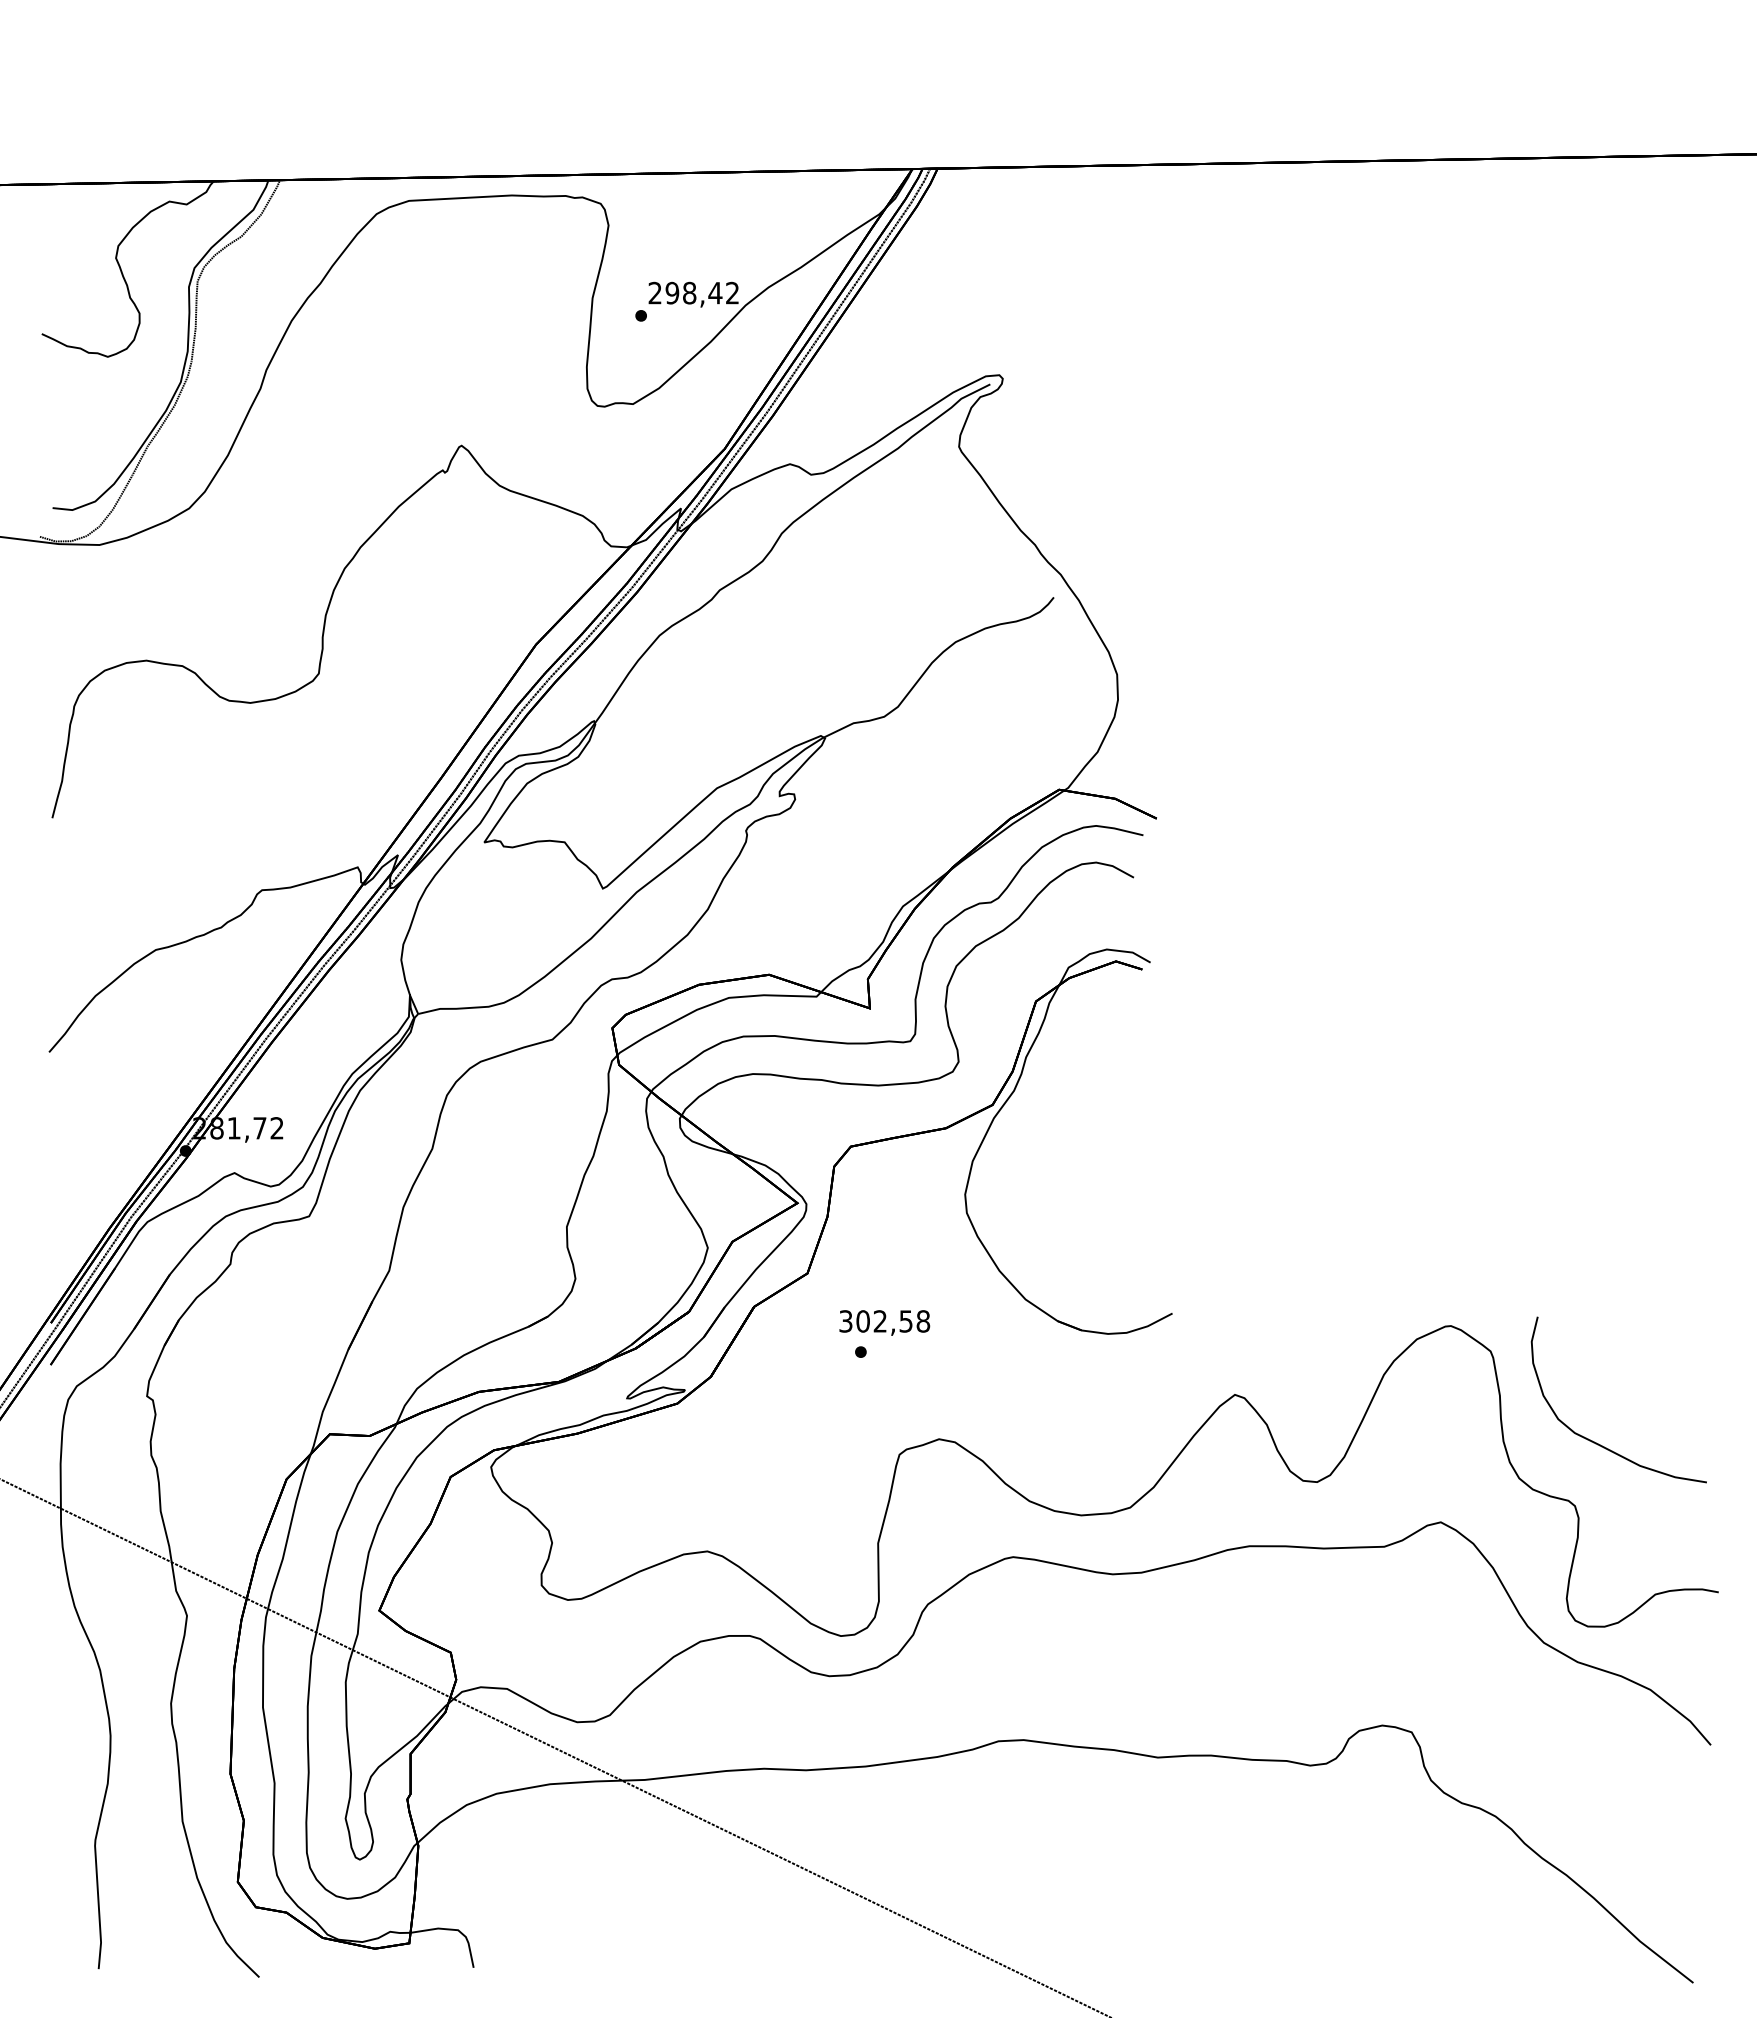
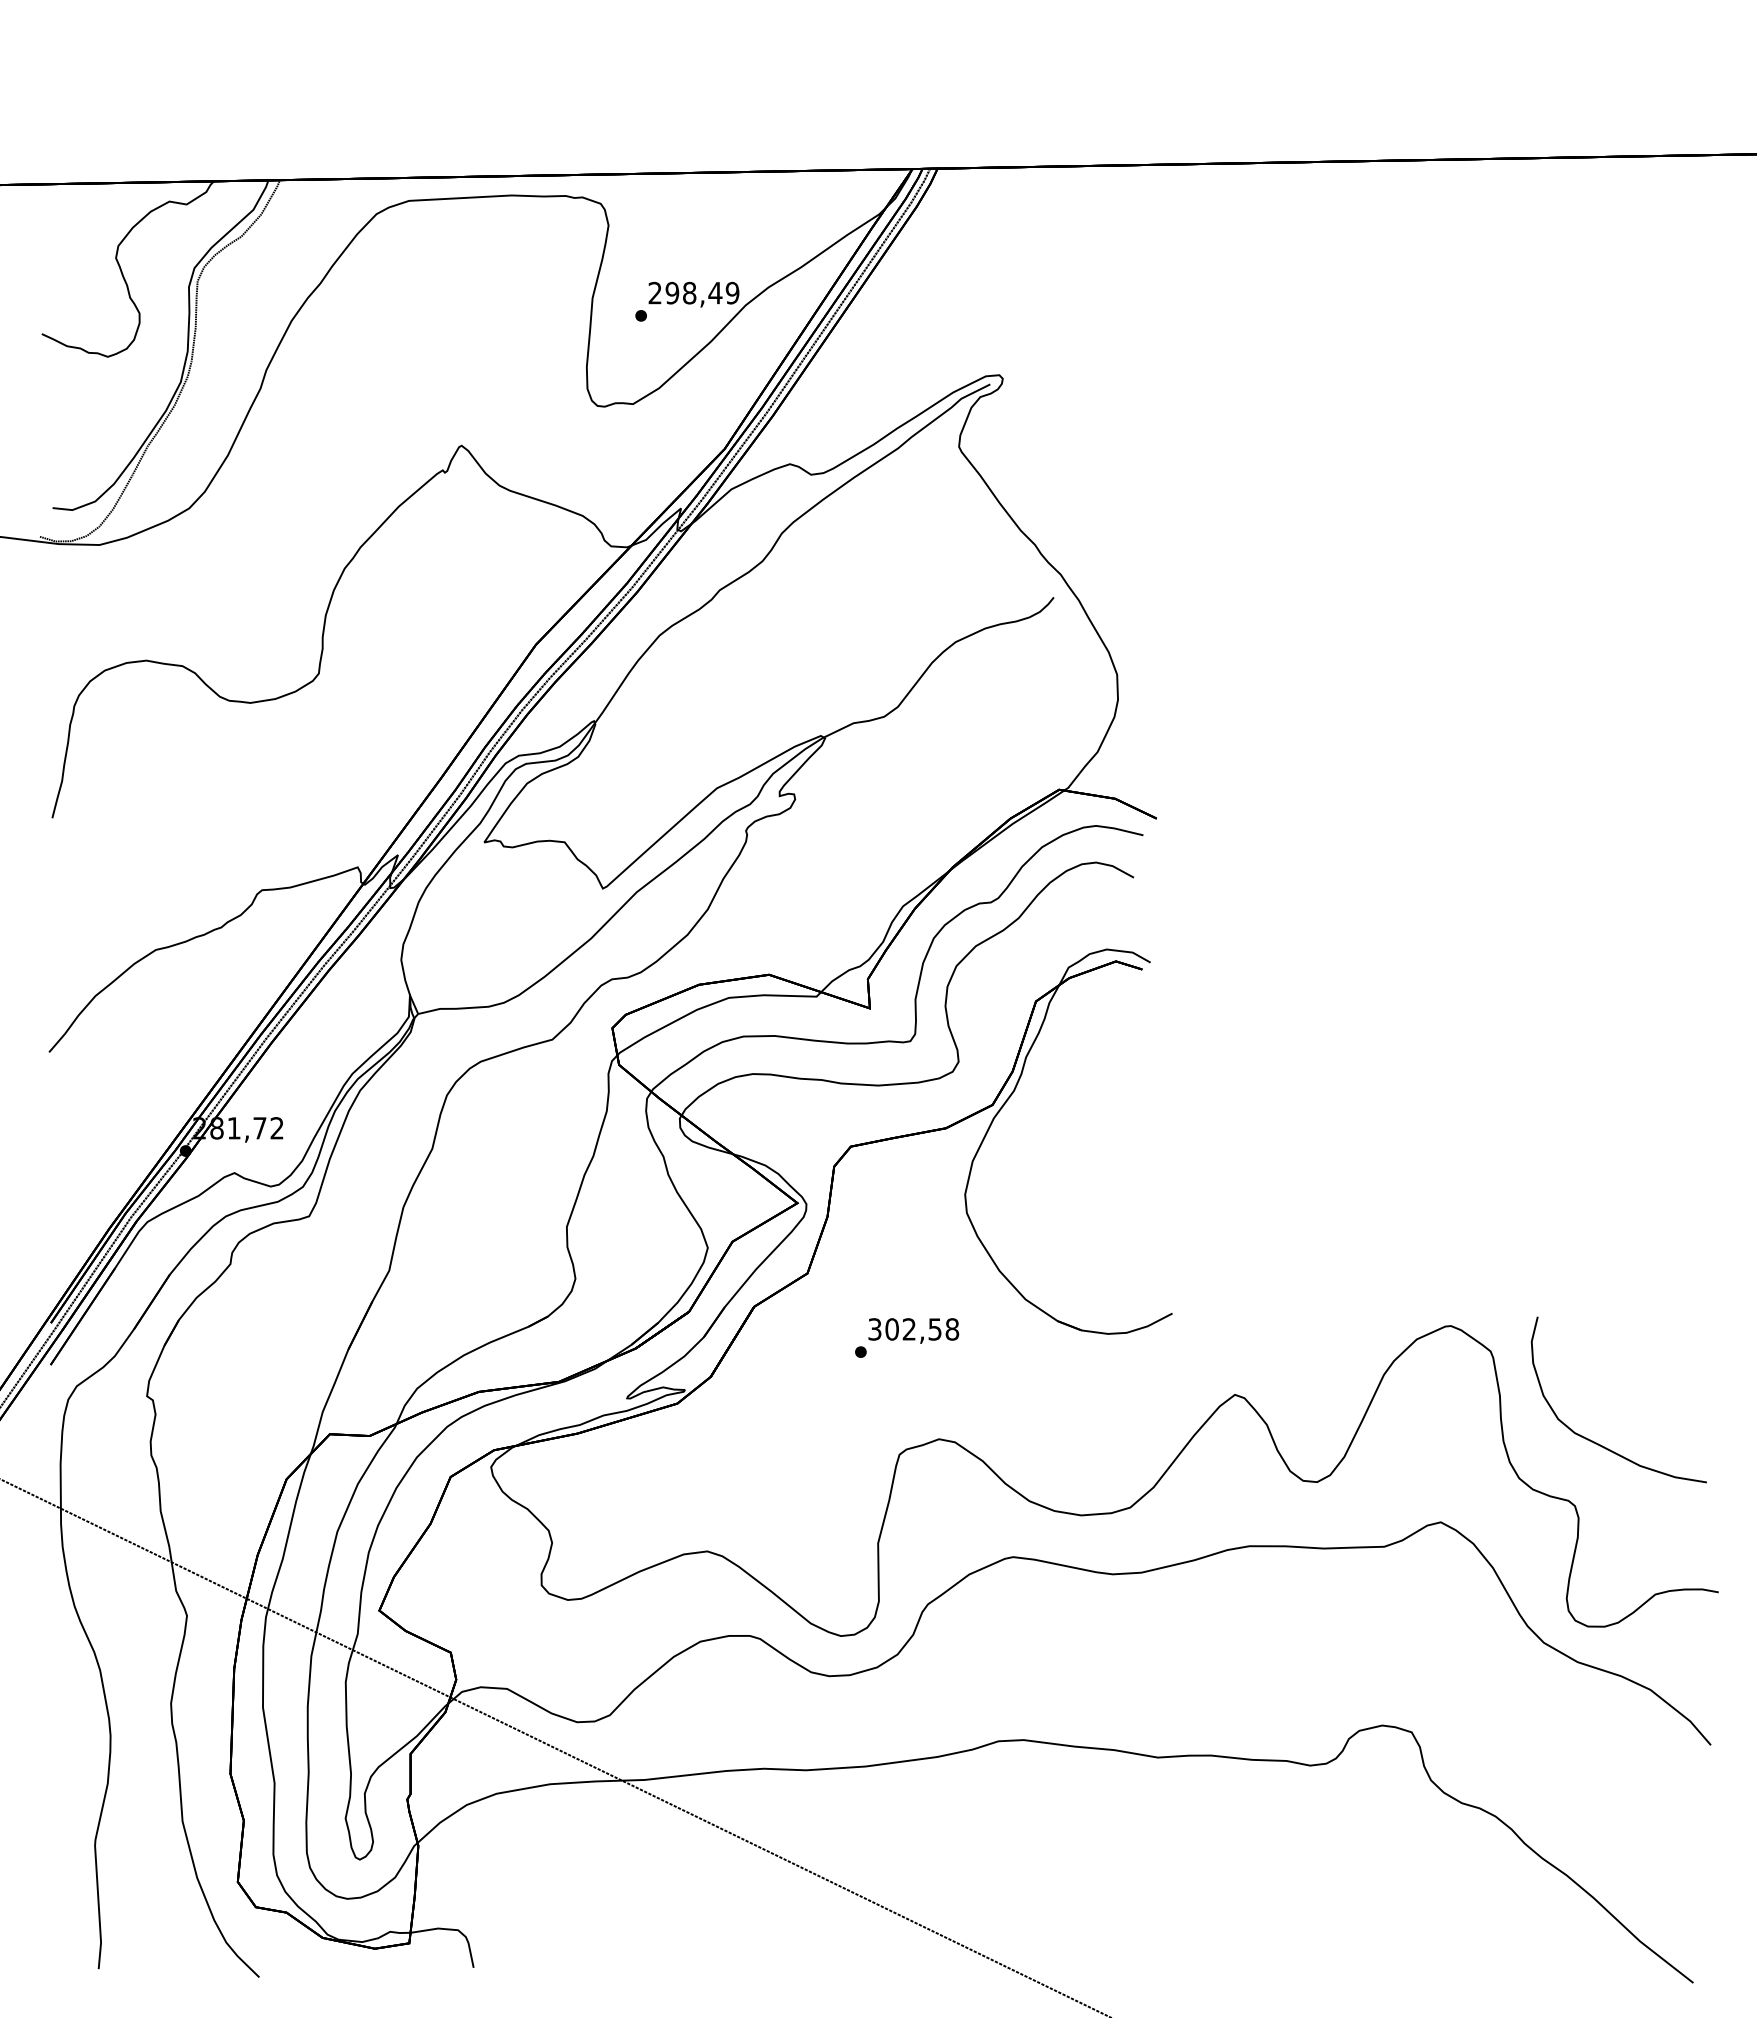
text: 298,42 -> 298,49 (732, 293)
text position: (884, 1322) -> (913, 1330) (913, 1330)
